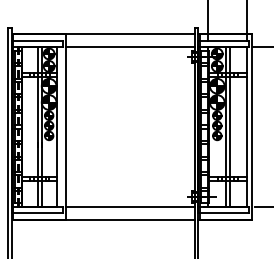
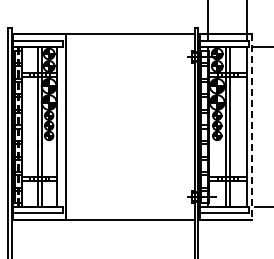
line: present -> none (129, 47)
line: solid -> dashed (252, 127)
line: present -> none (129, 206)
